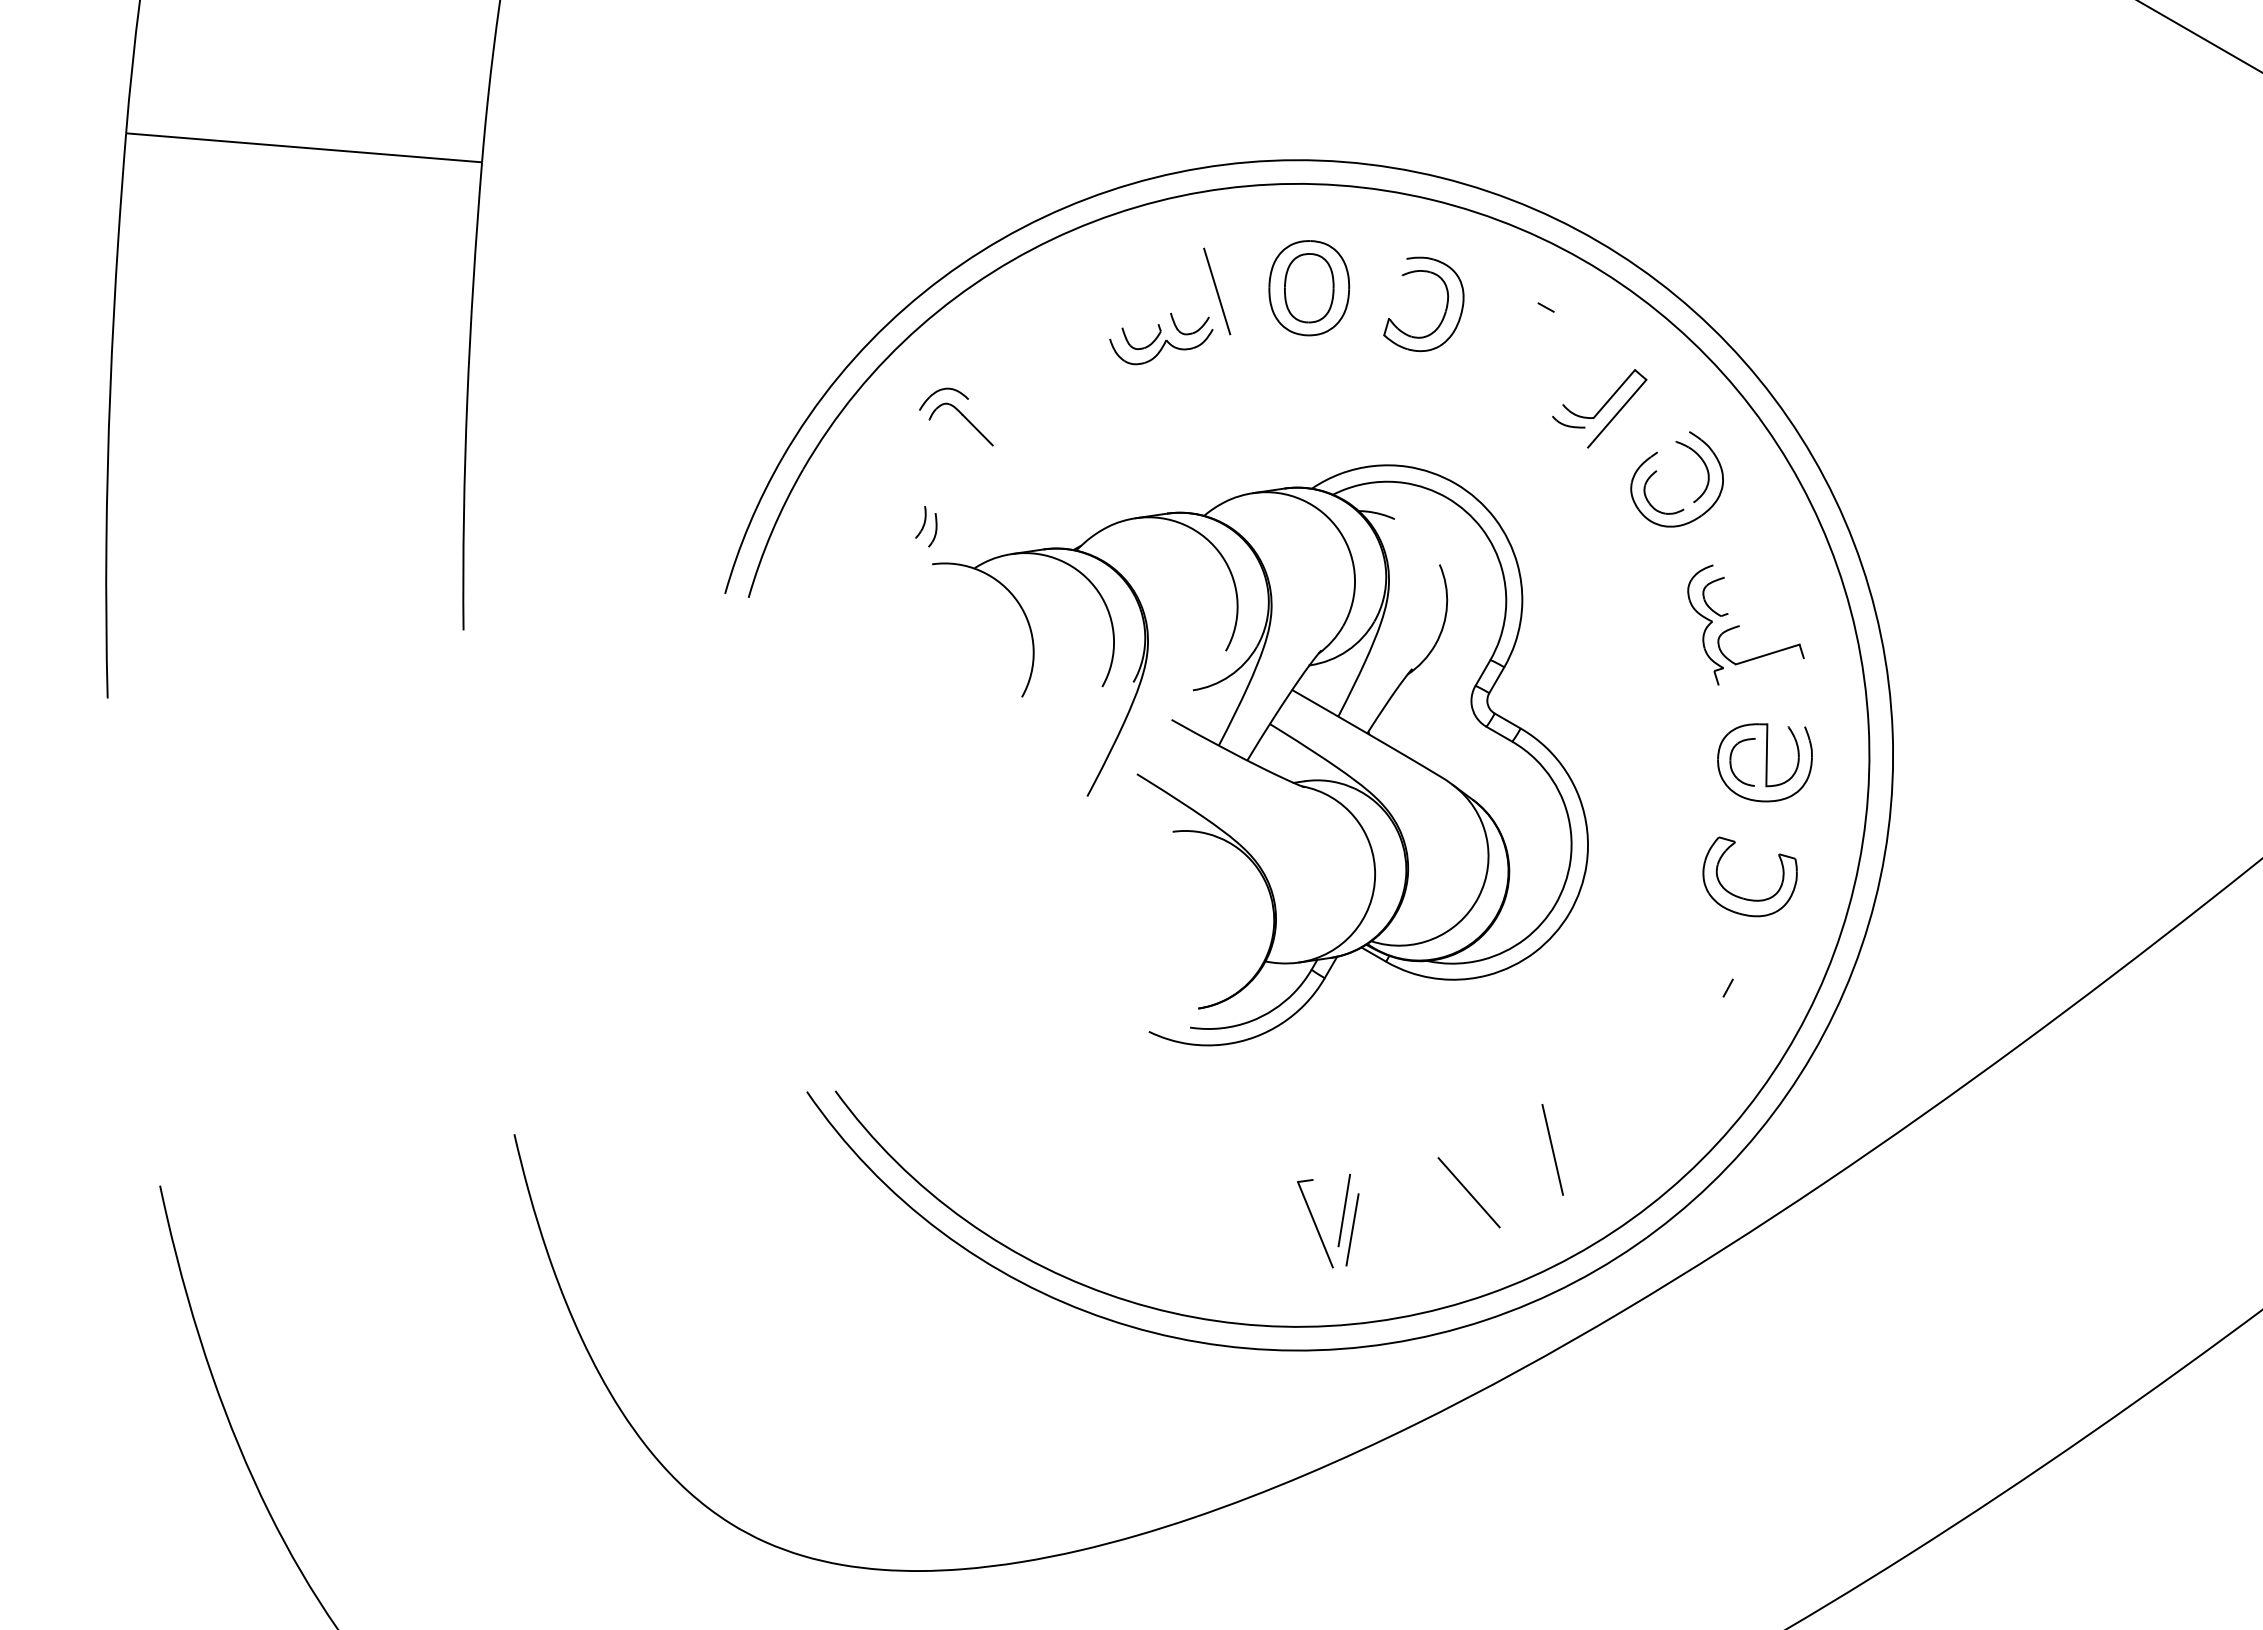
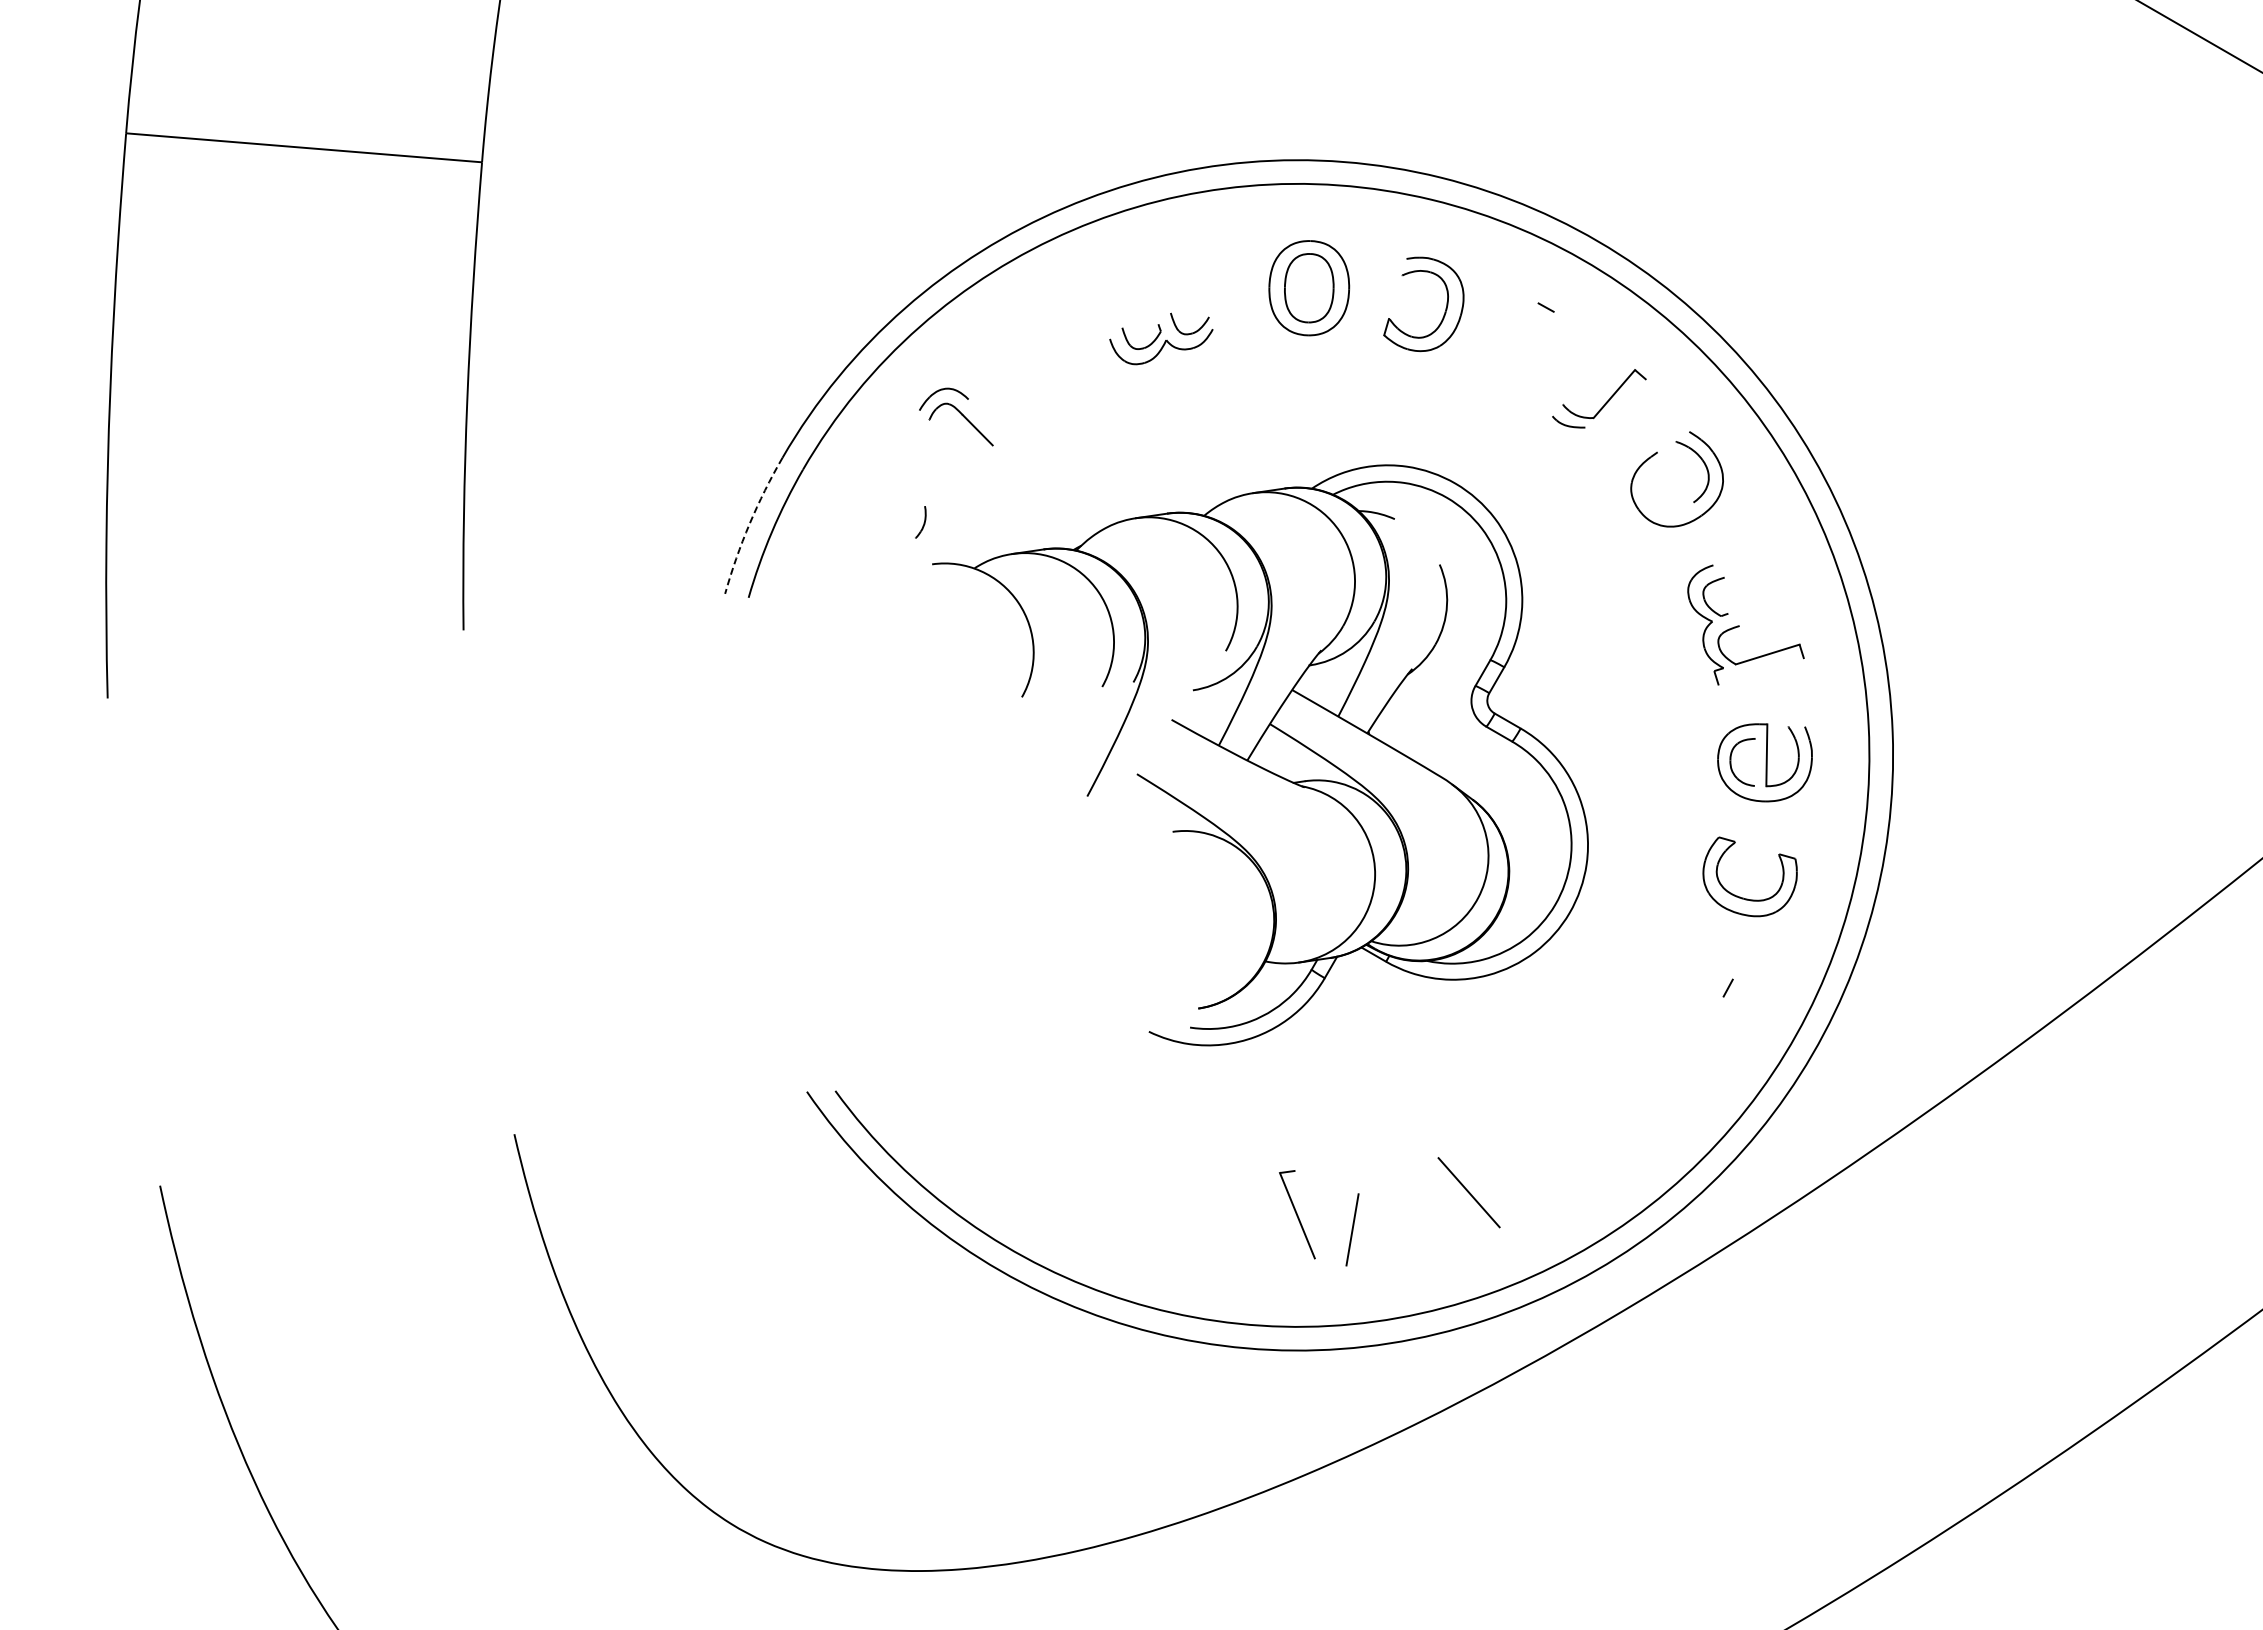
line: present -> none (1217, 291)
line: present -> none (1617, 413)
part: present -> none (1649, 501)
arc: solid -> dashed (749, 524)
part: present -> none (932, 530)
line: present -> none (1552, 1149)
line: present -> none (1344, 1210)
part position: (1315, 1223) -> (1297, 1214) (1297, 1214)
